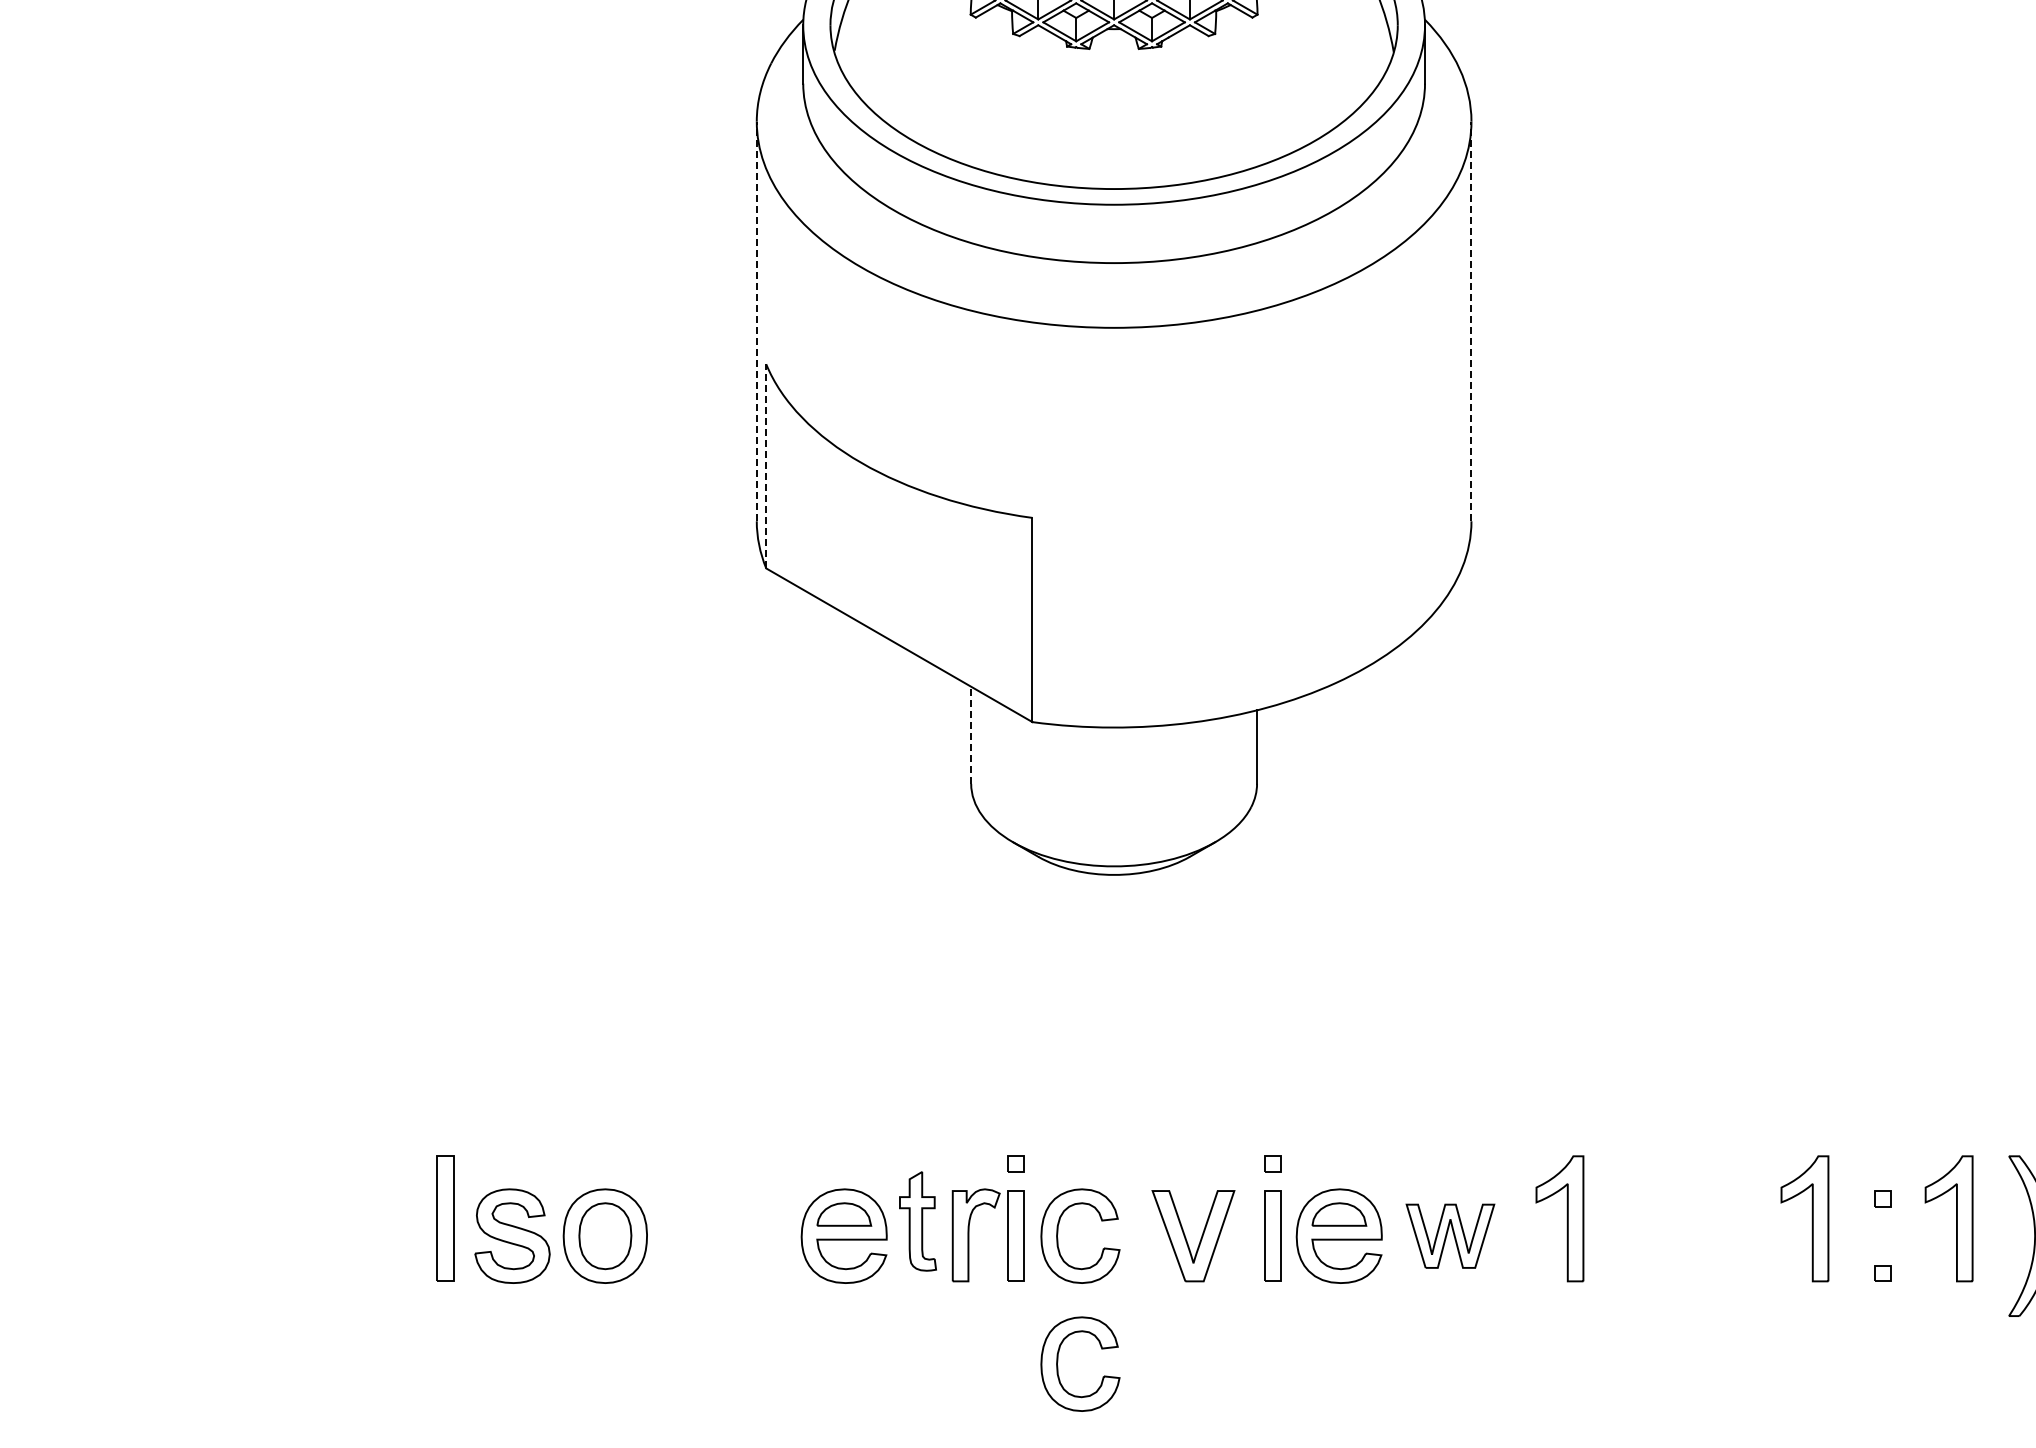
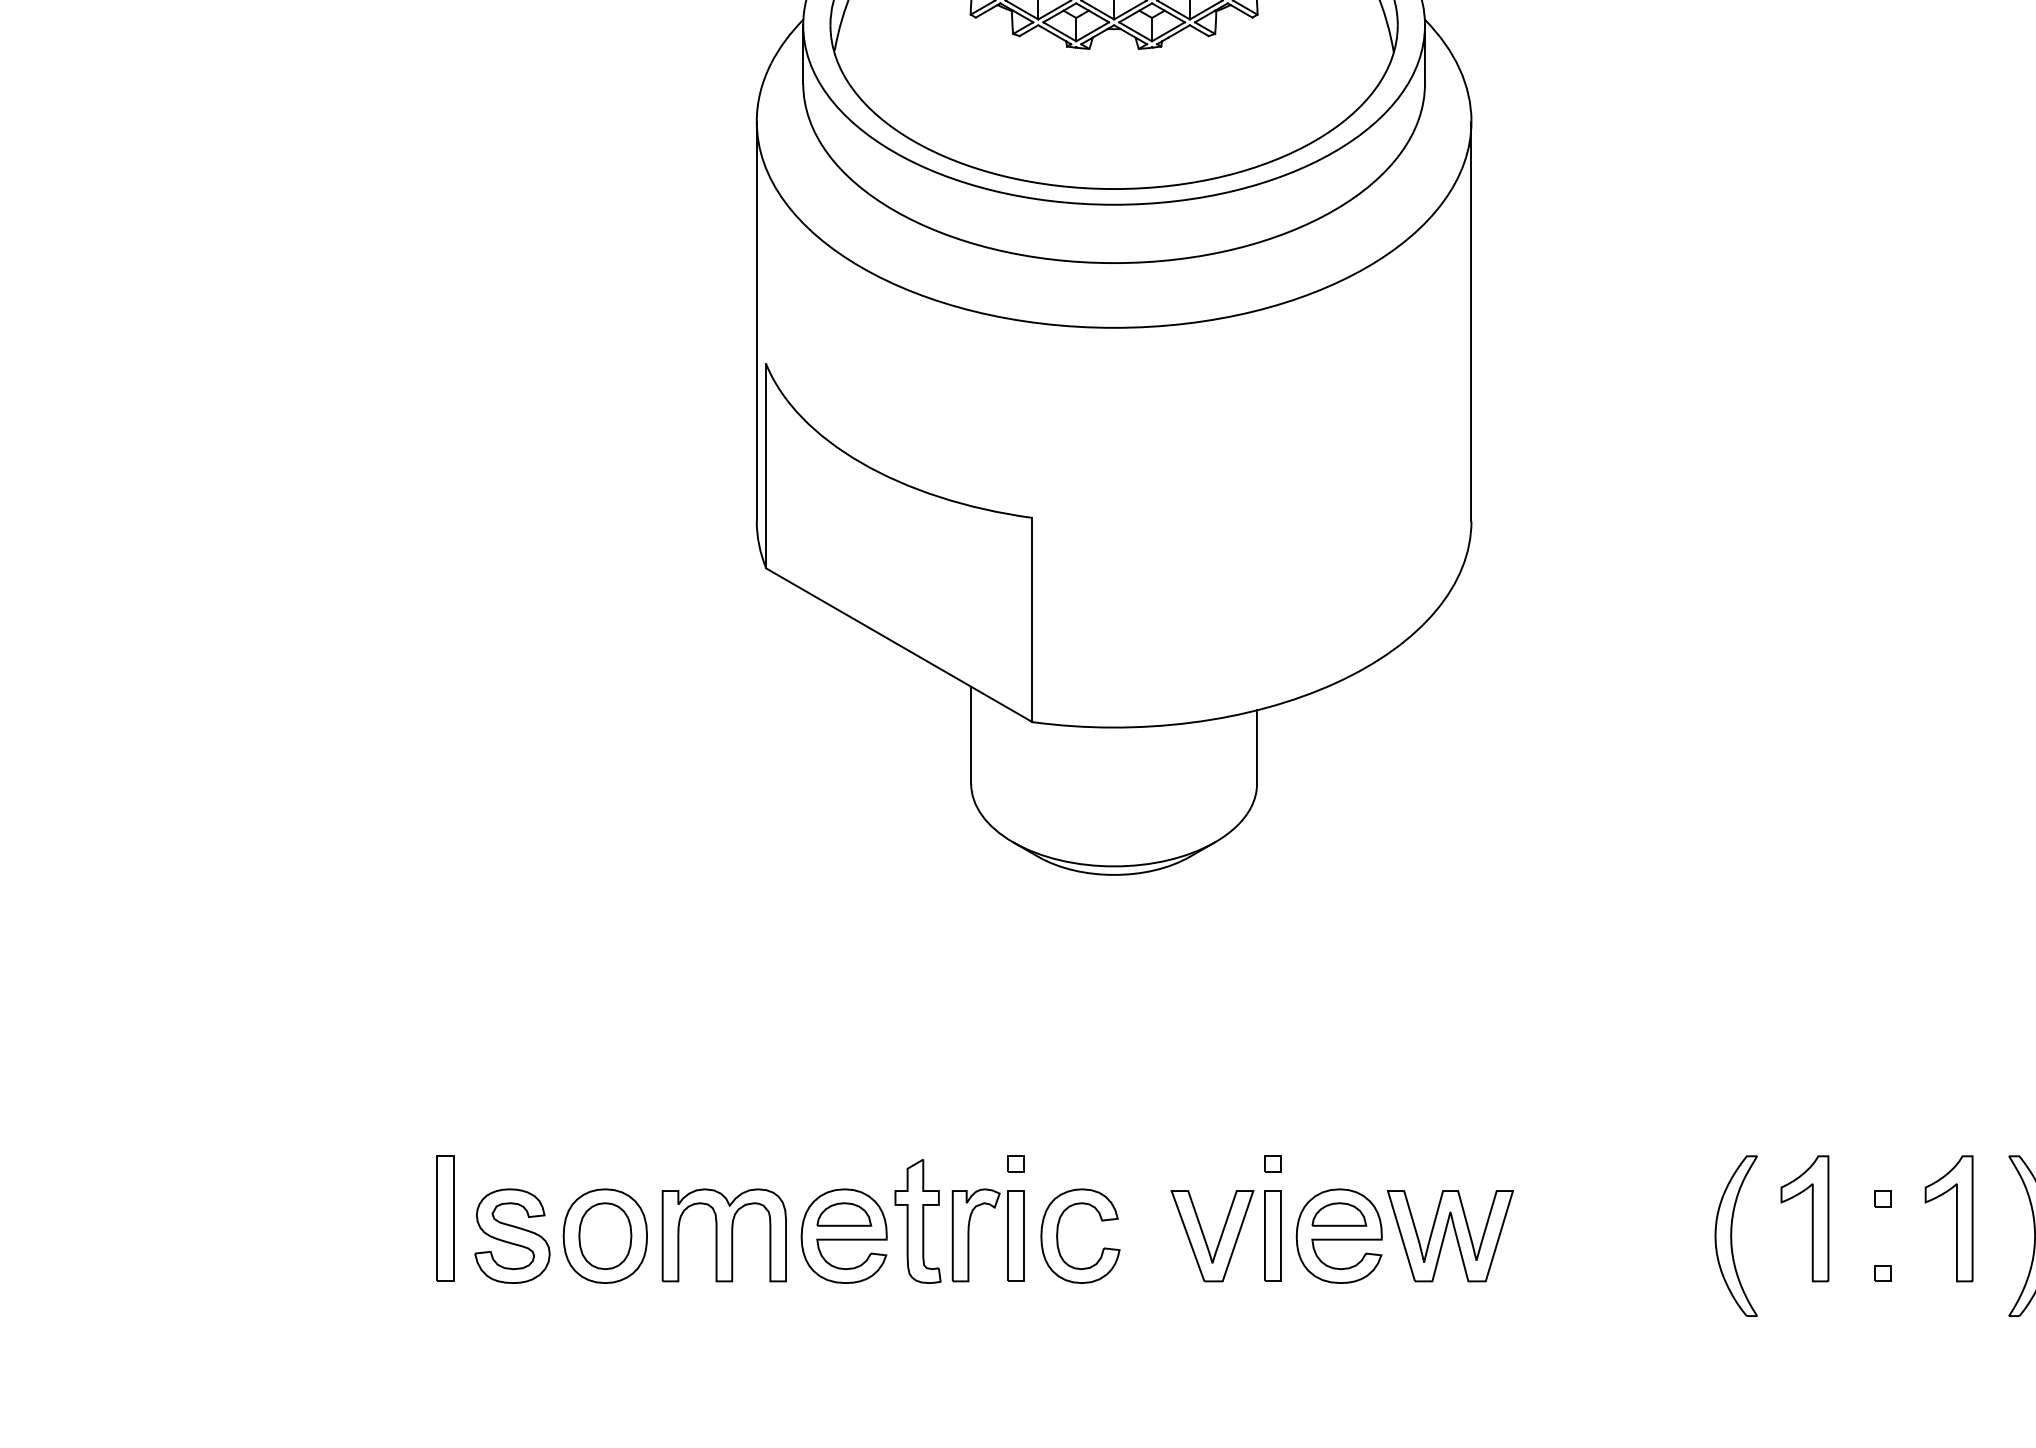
line: dashed -> solid (756, 321)
line: dashed -> solid (1471, 321)
line: dashed -> solid (766, 465)
line: dashed -> solid (971, 735)
part: present -> none (1566, 1218)
part size: 38x101 px -> 48x125 px (917, 1221)
part: none -> present (723, 1235)
part size: 91x66 px -> 129x93 px (1450, 1236)
part: none -> present (1735, 1235)
part position: (1186, 1237) -> (1205, 1237) (1205, 1237)
part: present -> none (1058, 1361)
